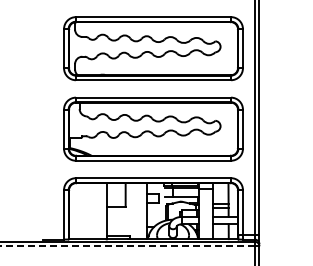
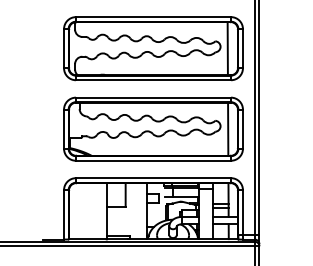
line: none -> present (227, 48)
line: none -> present (228, 128)
line: dashed -> solid (126, 246)
